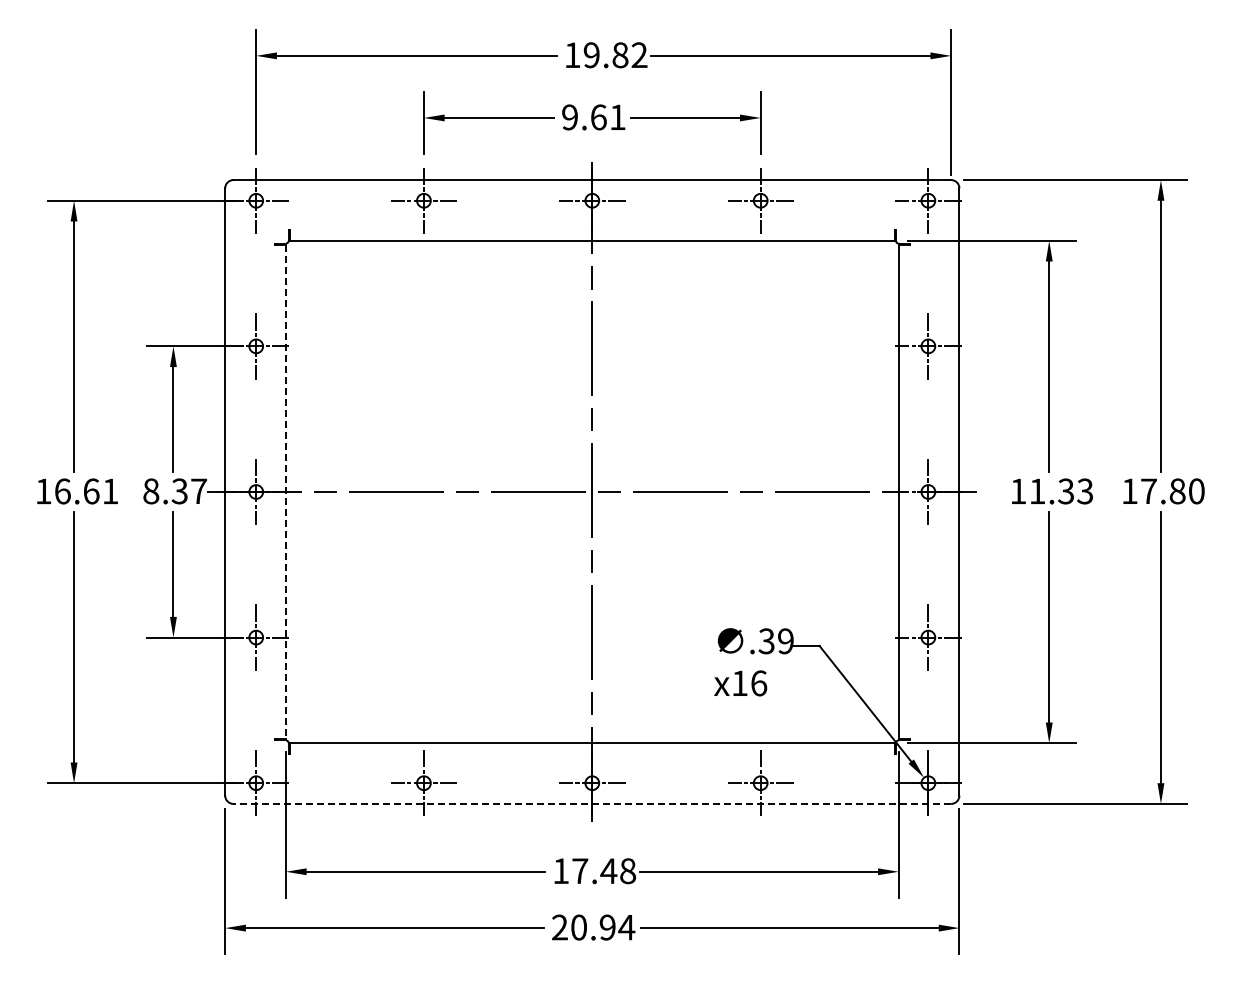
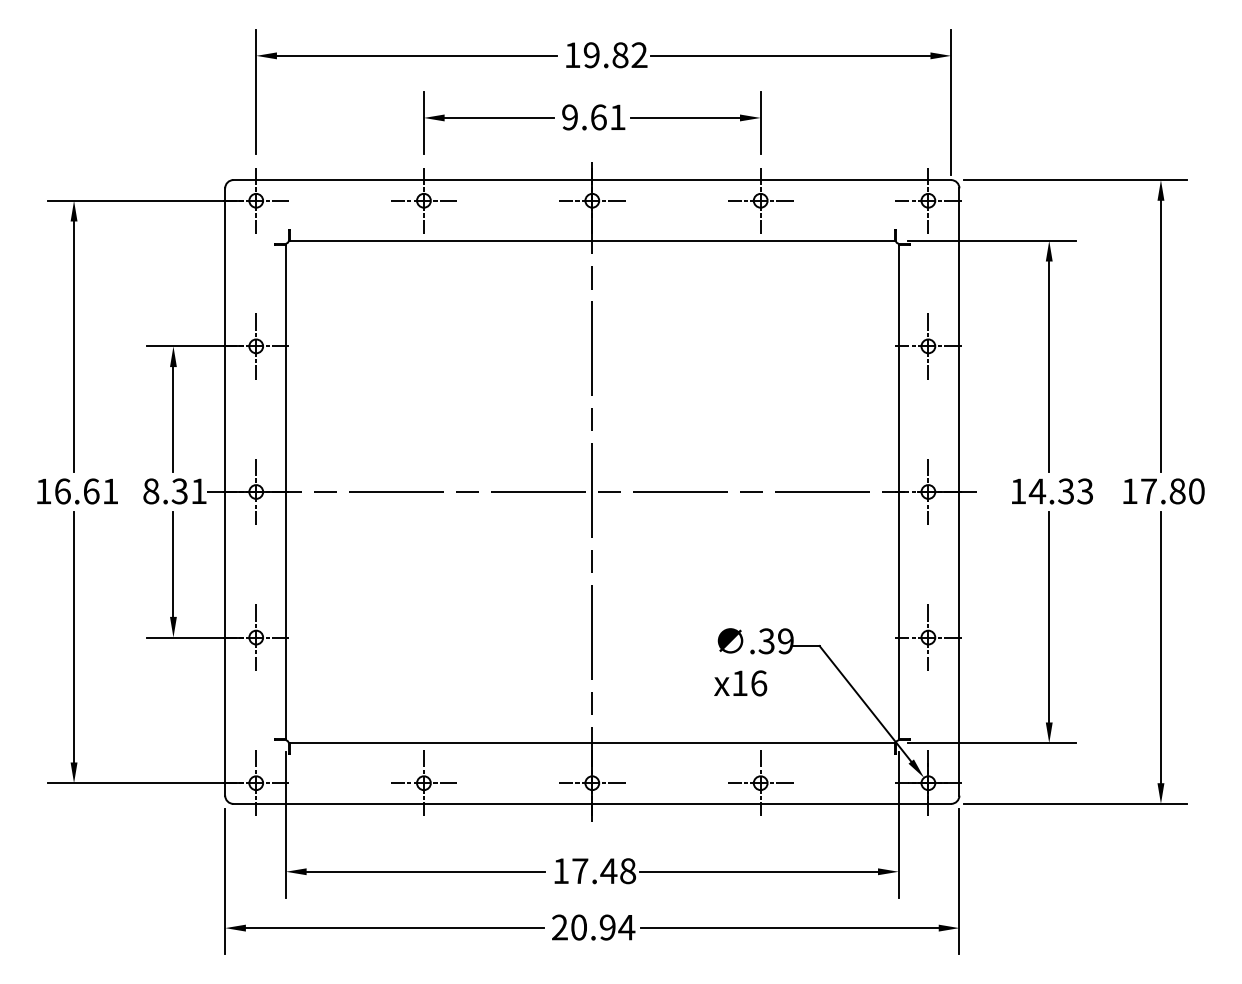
text: 8.37 -> 8.31 (198, 490)
text: 11.33 -> 14.33 (1037, 491)
line: dashed -> solid (285, 492)
line: dashed -> solid (592, 803)
